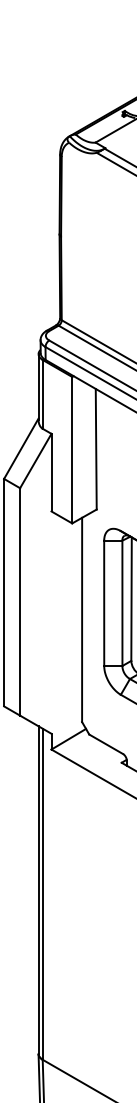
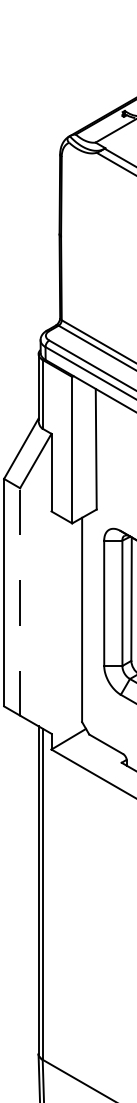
line: solid -> dashed (20, 601)
